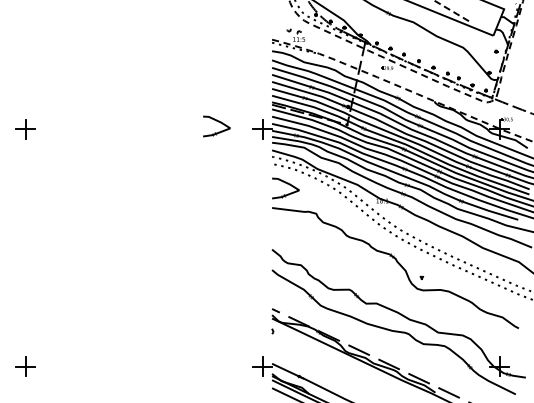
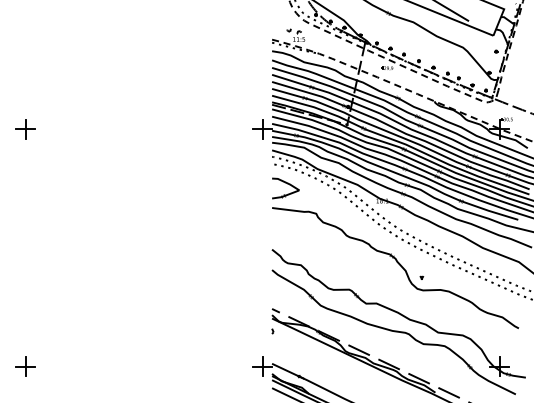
line: dashed -> solid (450, 10)
part: present -> none (216, 126)
